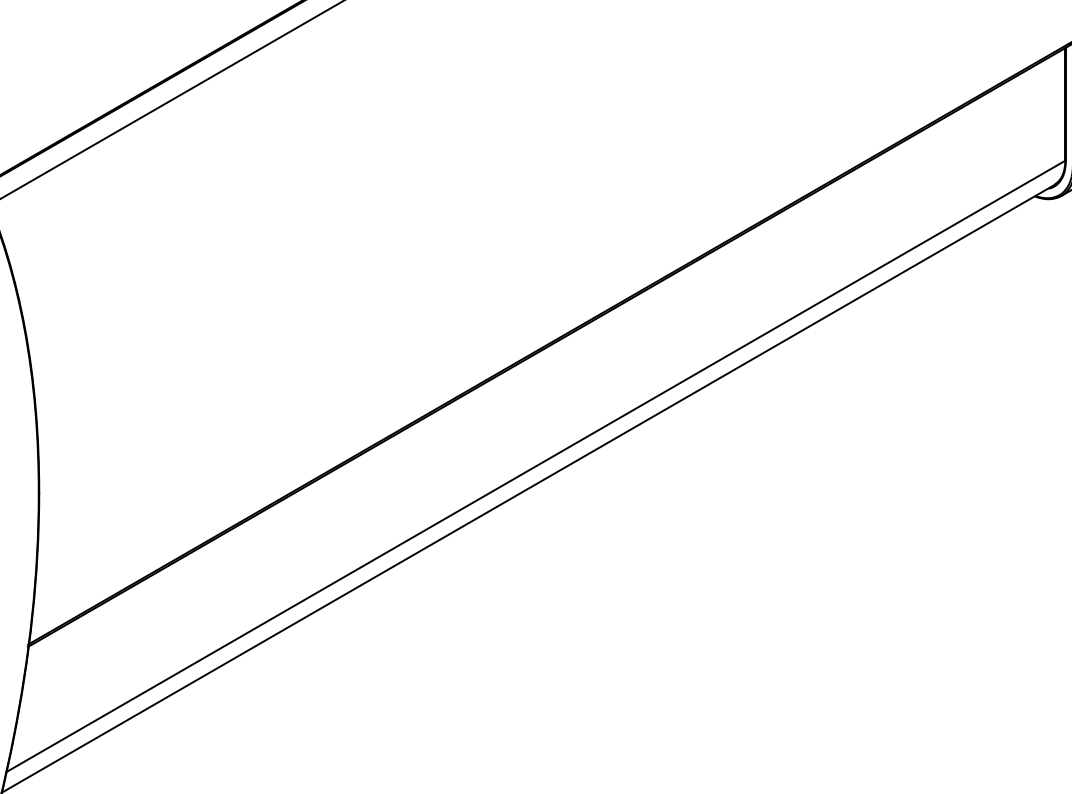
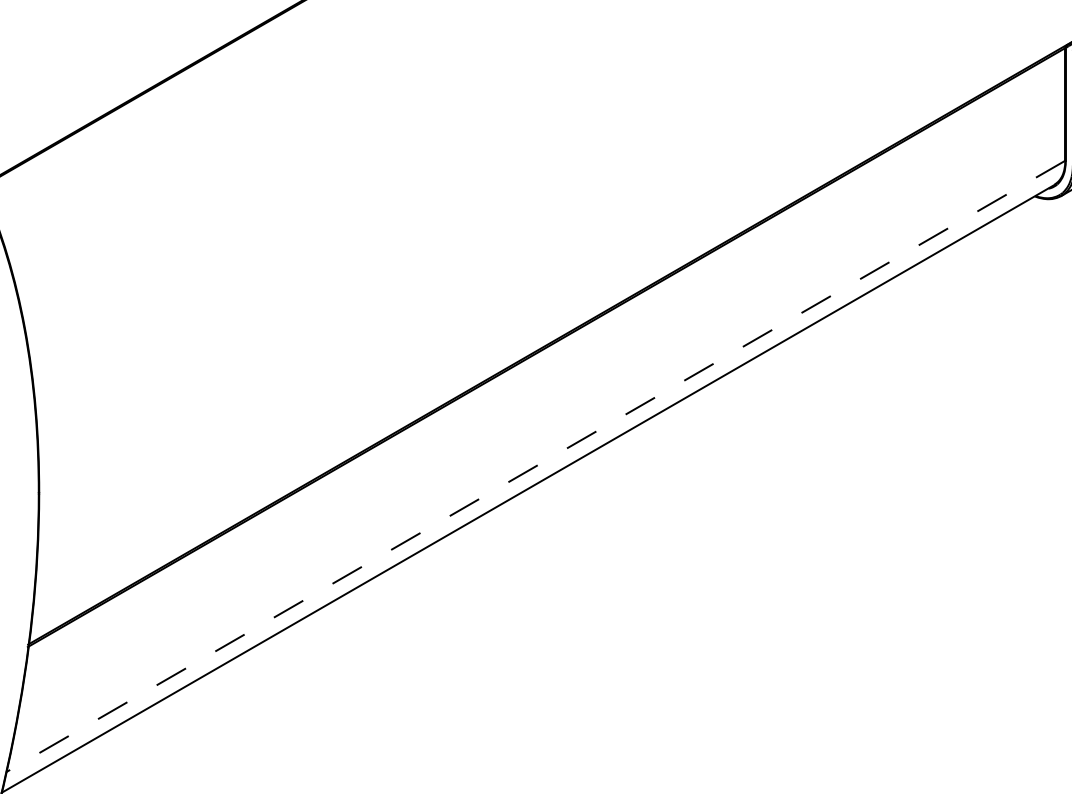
line: present -> none (171, 99)
line: solid -> dashed (535, 466)
